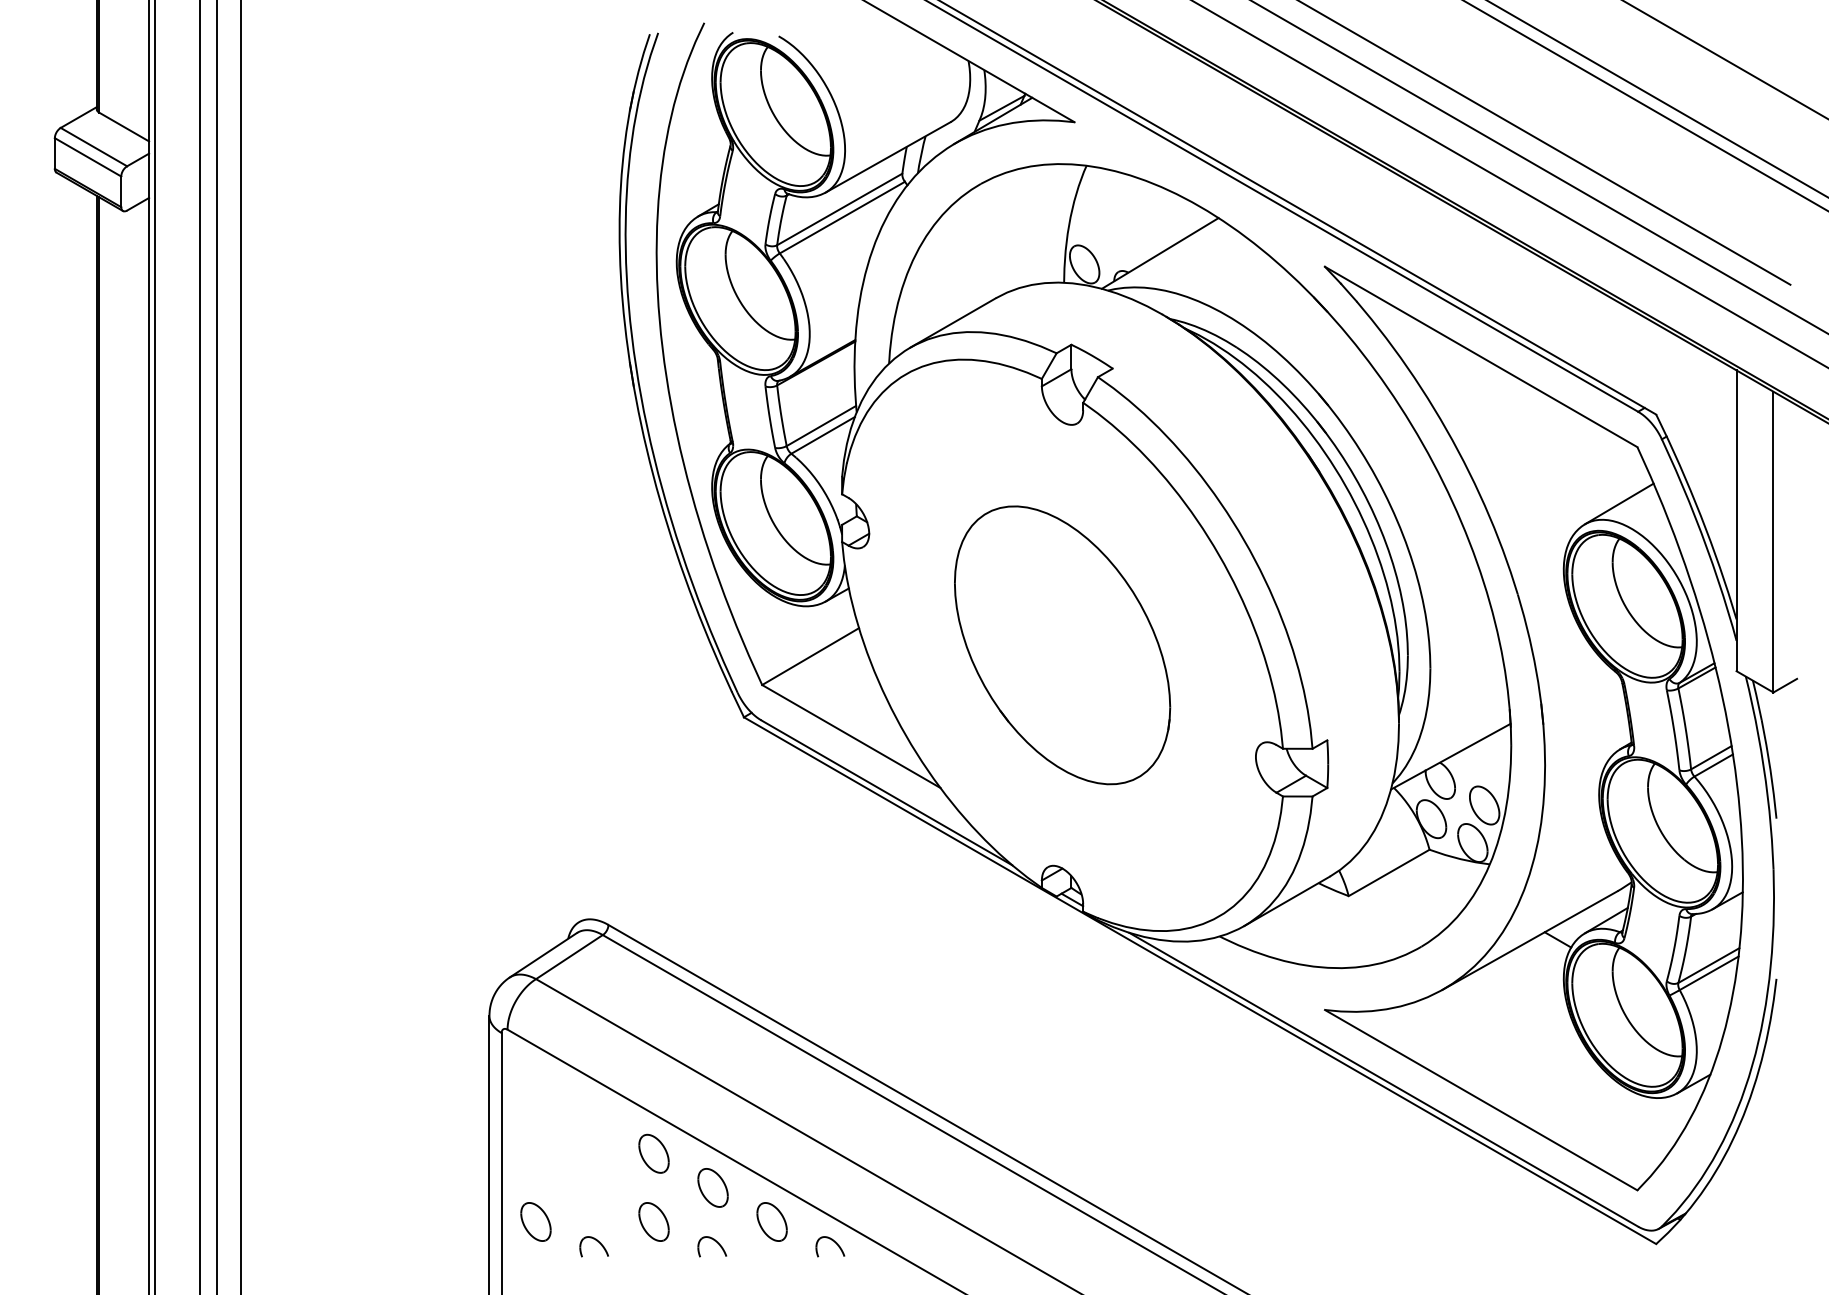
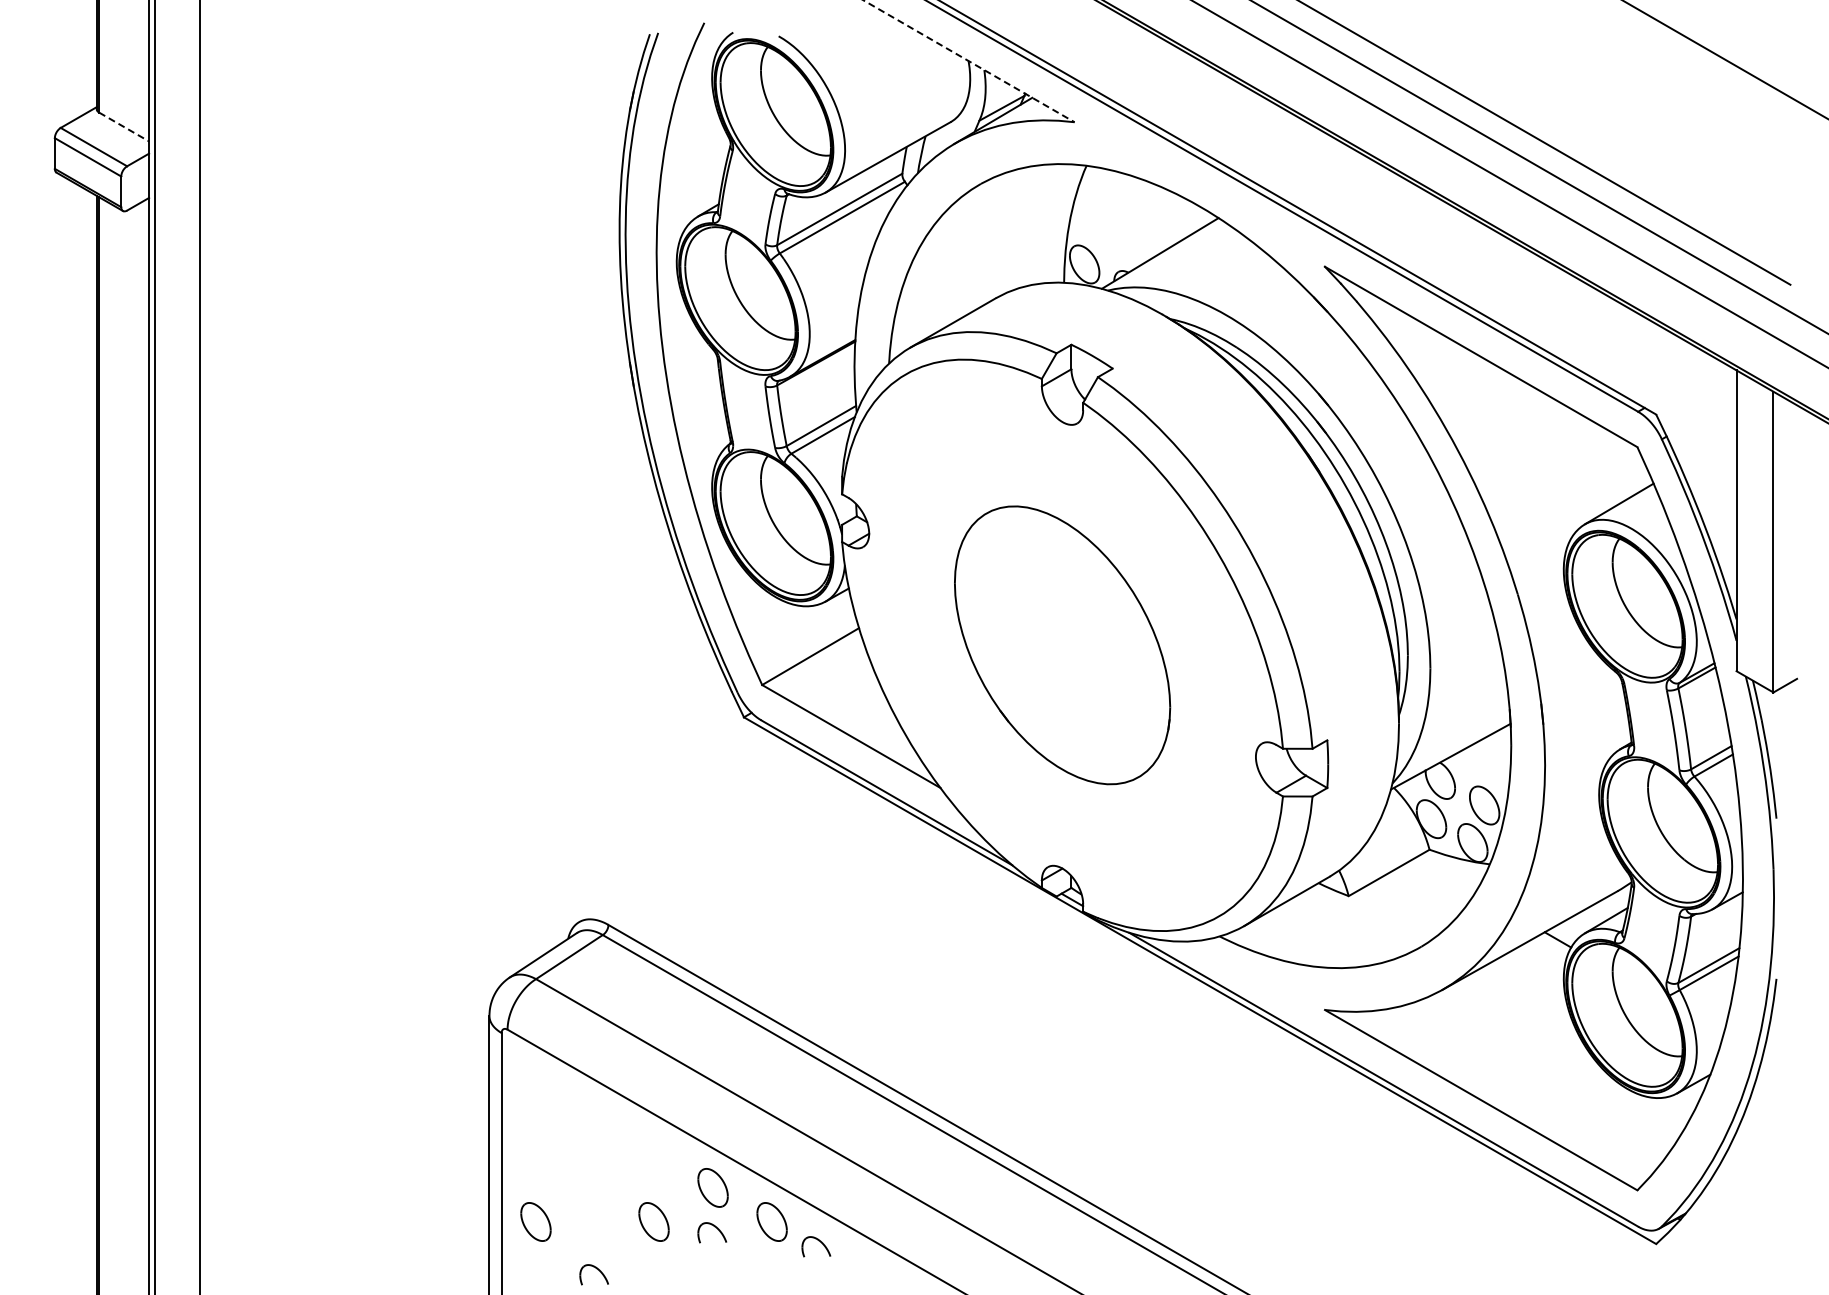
line: solid -> dashed (969, 61)
line: present -> none (1657, 98)
line: present -> none (1645, 105)
line: solid -> dashed (124, 127)
line: present -> none (217, 646)
line: present -> none (240, 646)
part: present -> none (653, 1153)
part position: (593, 1246) -> (593, 1274) (593, 1274)
part position: (712, 1246) -> (712, 1232) (712, 1232)
part position: (830, 1246) -> (816, 1246) (816, 1246)
